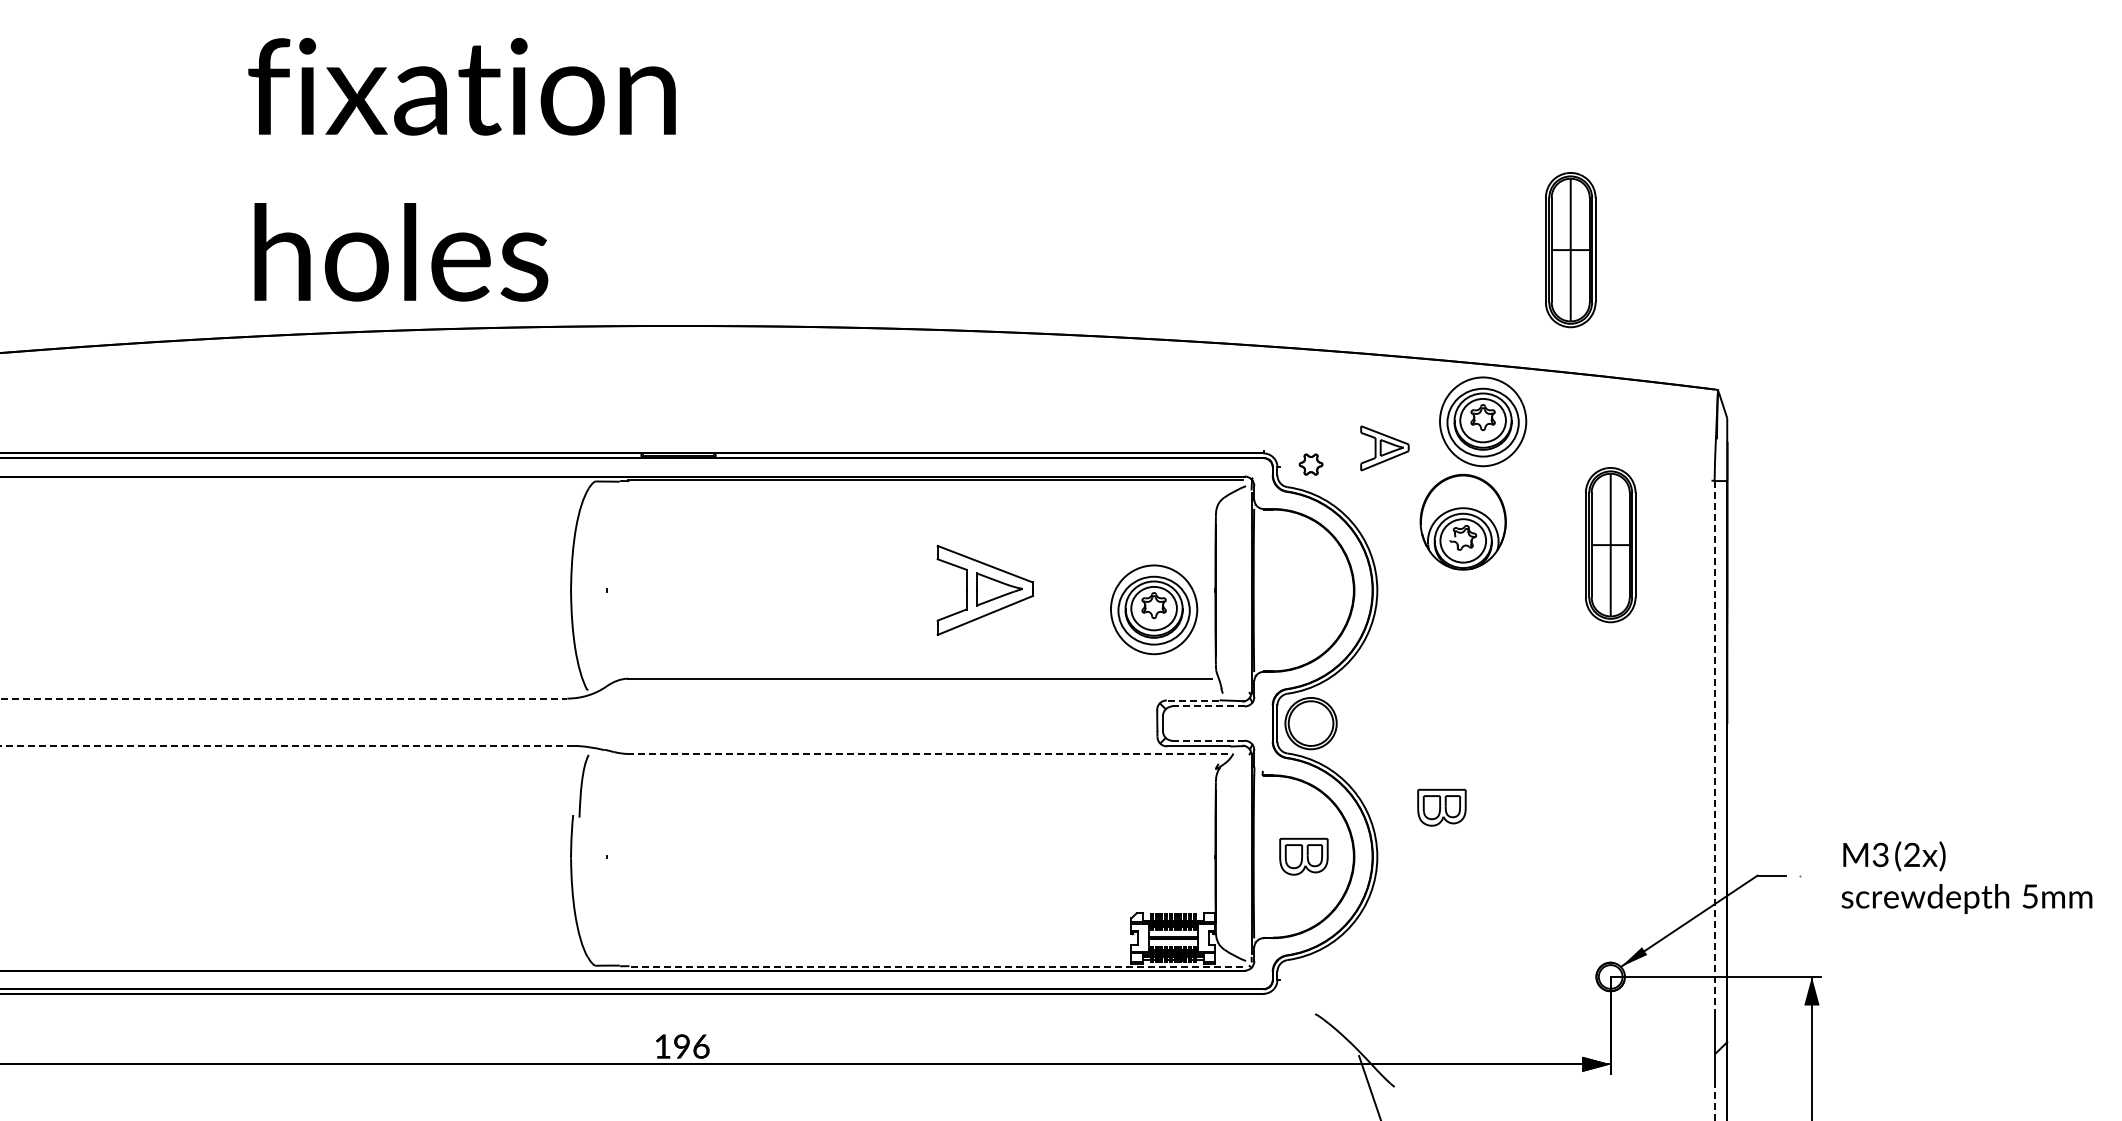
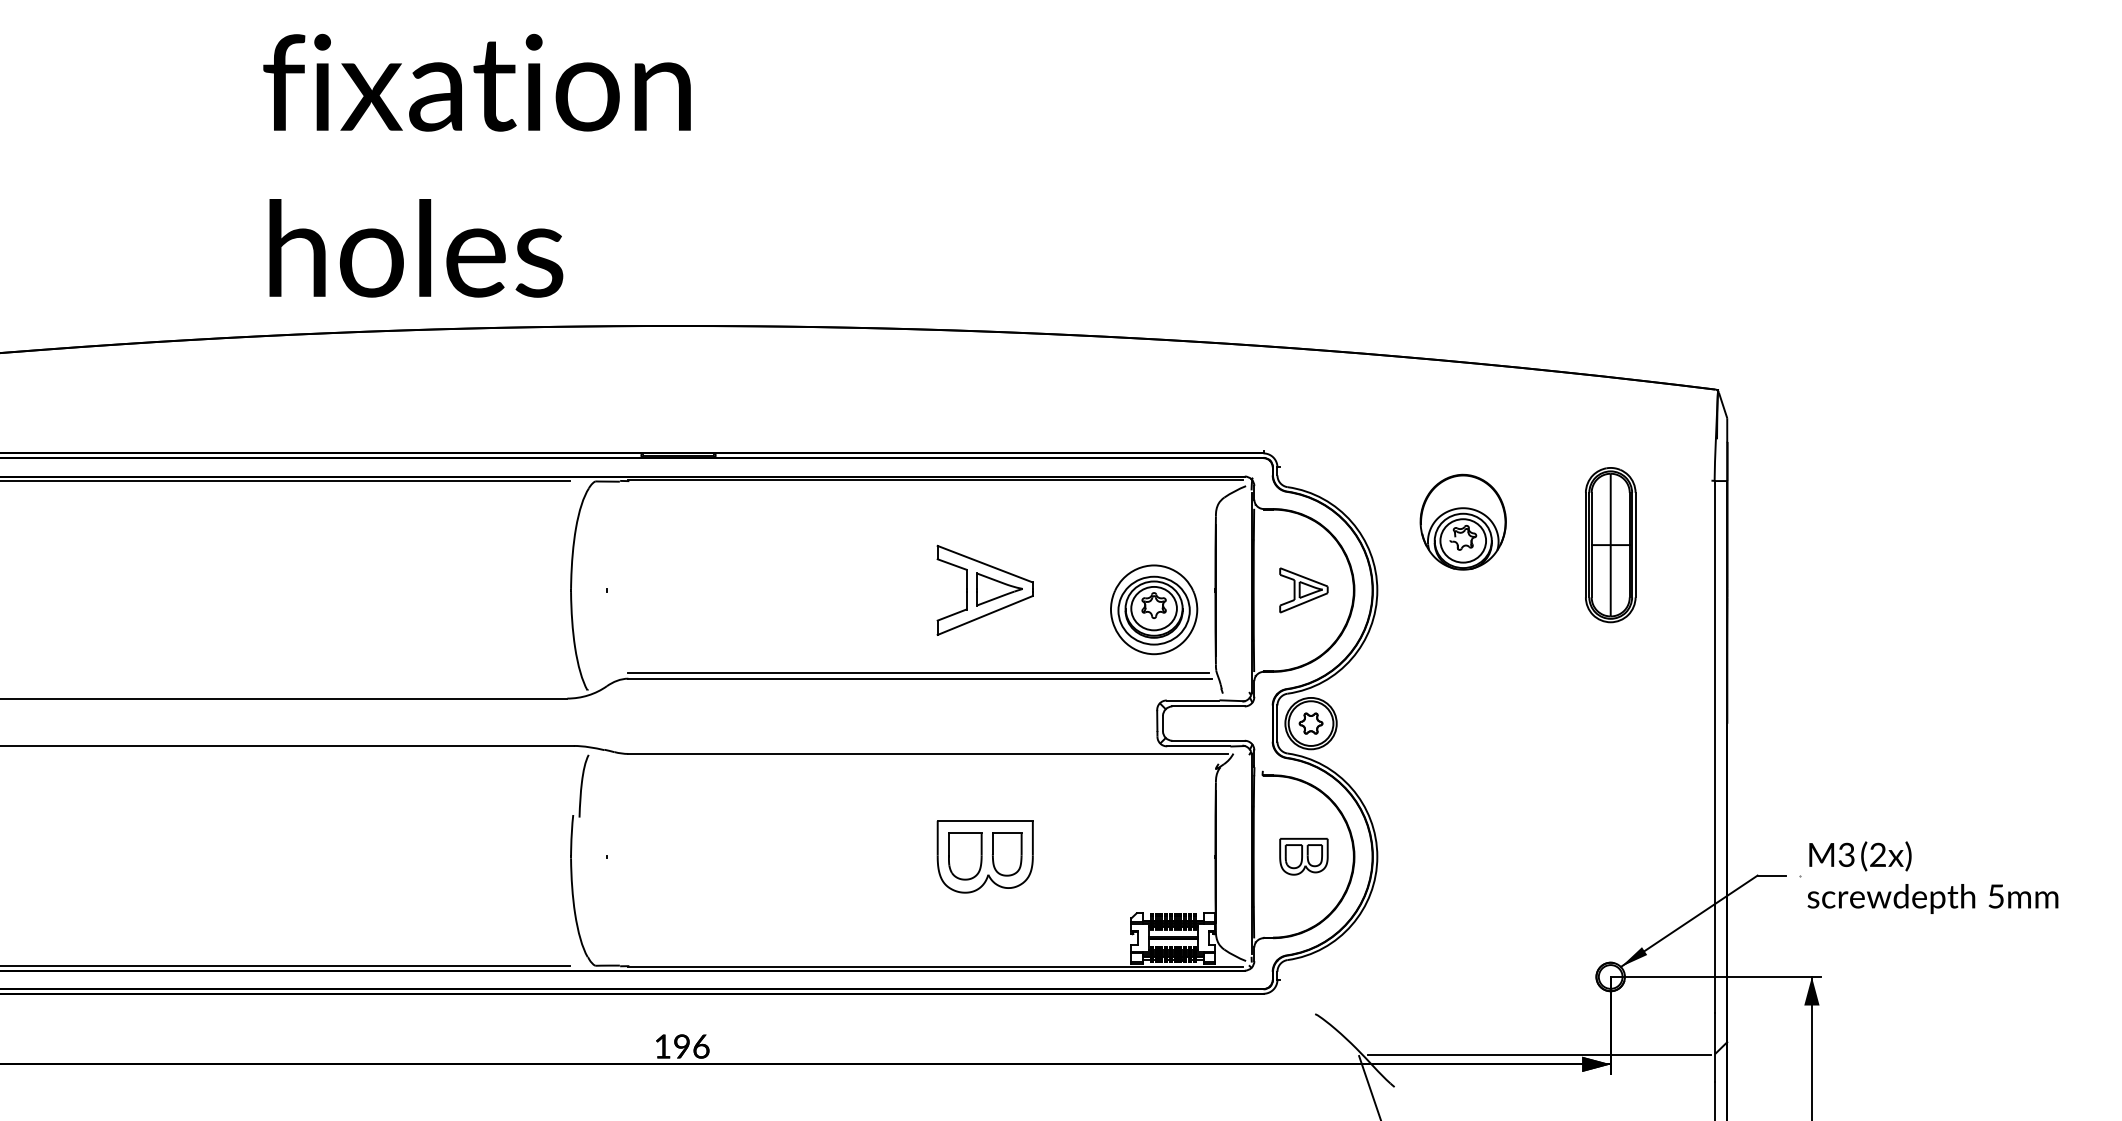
text position: (461, 169) -> (476, 165) (476, 165)
part: present -> none (1570, 250)
part: present -> none (1483, 421)
part position: (1384, 448) -> (1303, 590) (1303, 590)
part position: (1310, 464) -> (1310, 723) (1310, 723)
line: none -> present (285, 480)
line: none -> present (918, 672)
line: dashed -> solid (284, 698)
line: dashed -> solid (1192, 700)
line: dashed -> solid (1209, 706)
line: dashed -> solid (1208, 740)
line: dashed -> solid (286, 745)
line: dashed -> solid (1714, 747)
line: dashed -> solid (928, 753)
part: present -> none (1441, 807)
part: none -> present (984, 856)
text position: (1966, 877) -> (1932, 877) (1932, 877)
line: none -> present (285, 966)
line: dashed -> solid (935, 966)
line: none -> present (1539, 1054)
line: dashed -> solid (1714, 1101)
